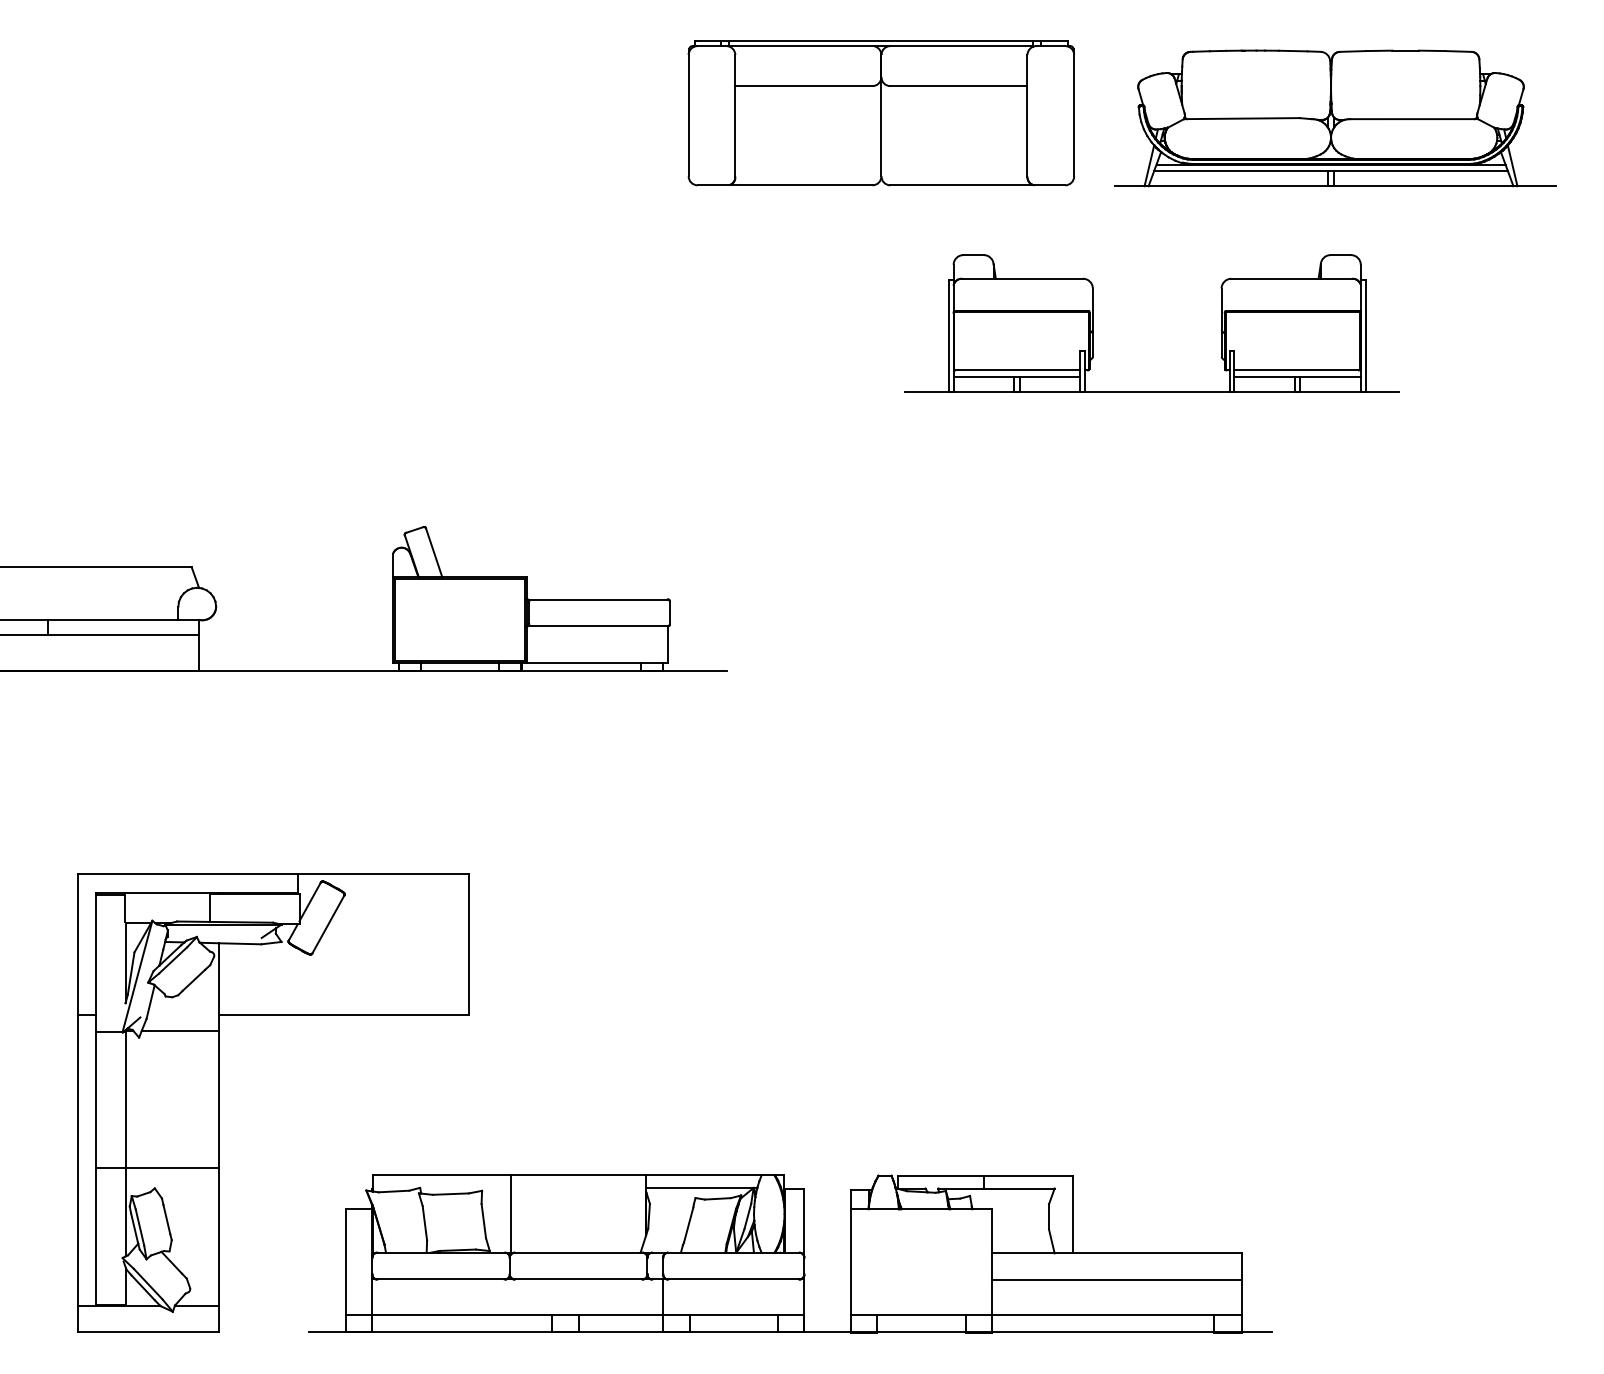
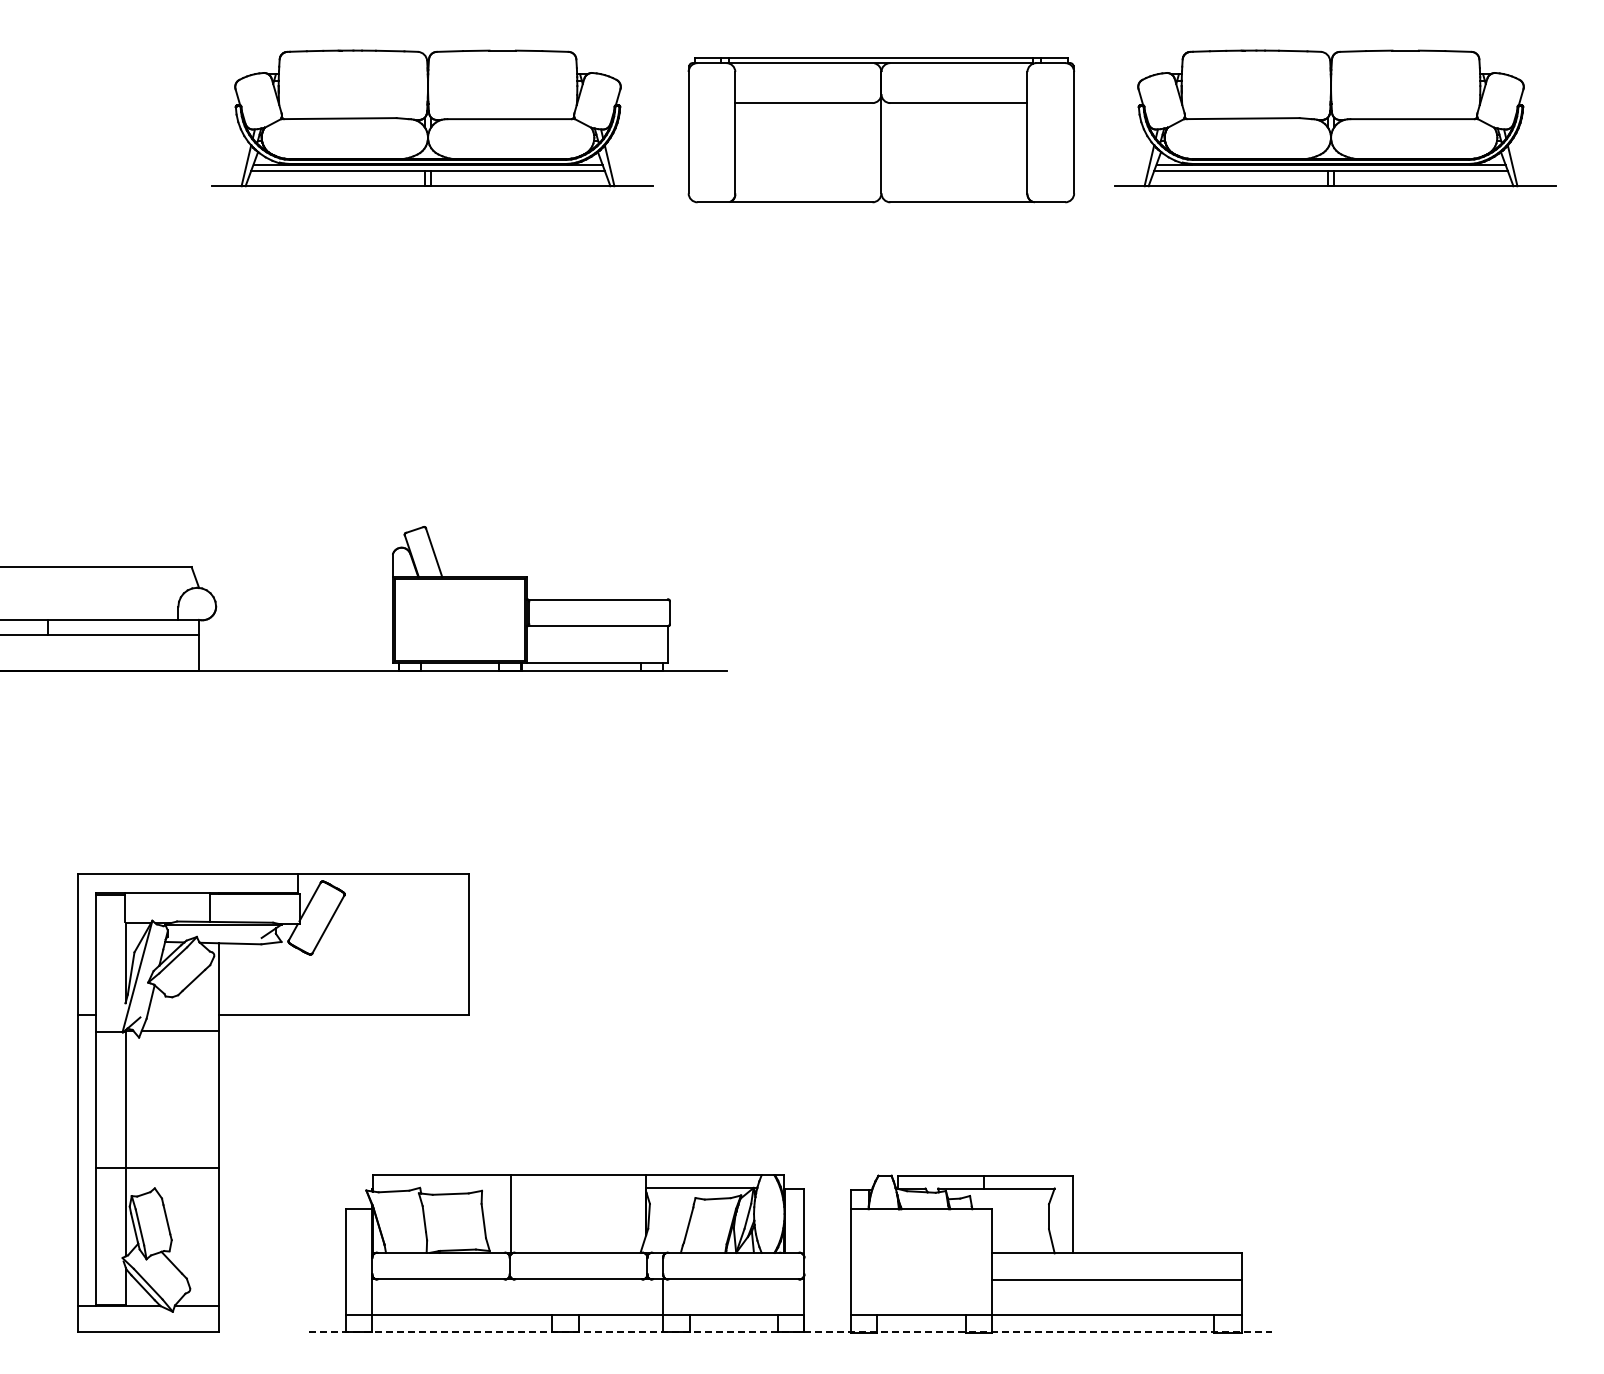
part position: (880, 113) -> (880, 130) (880, 130)
part: none -> present (432, 118)
part: present -> none (1093, 323)
line: solid -> dashed (790, 1332)
